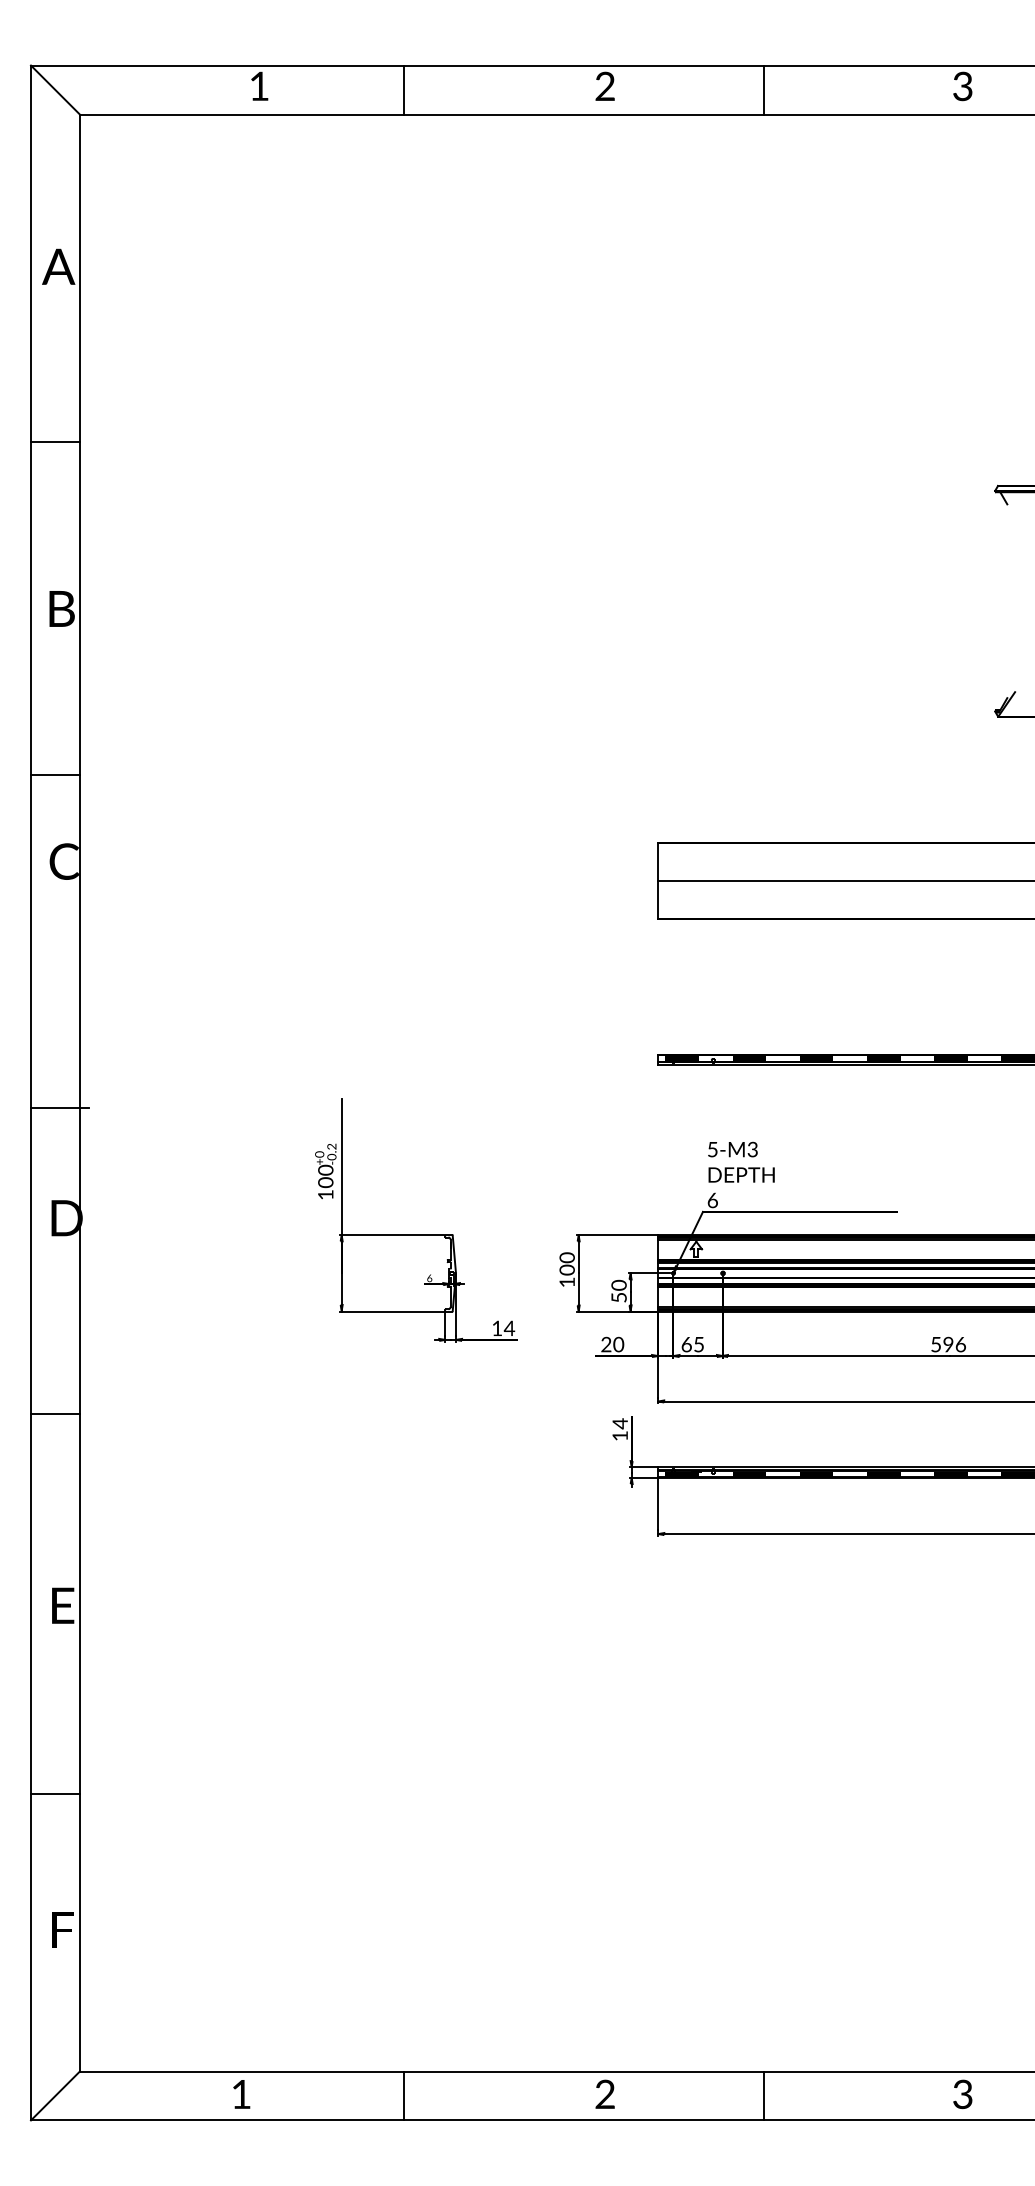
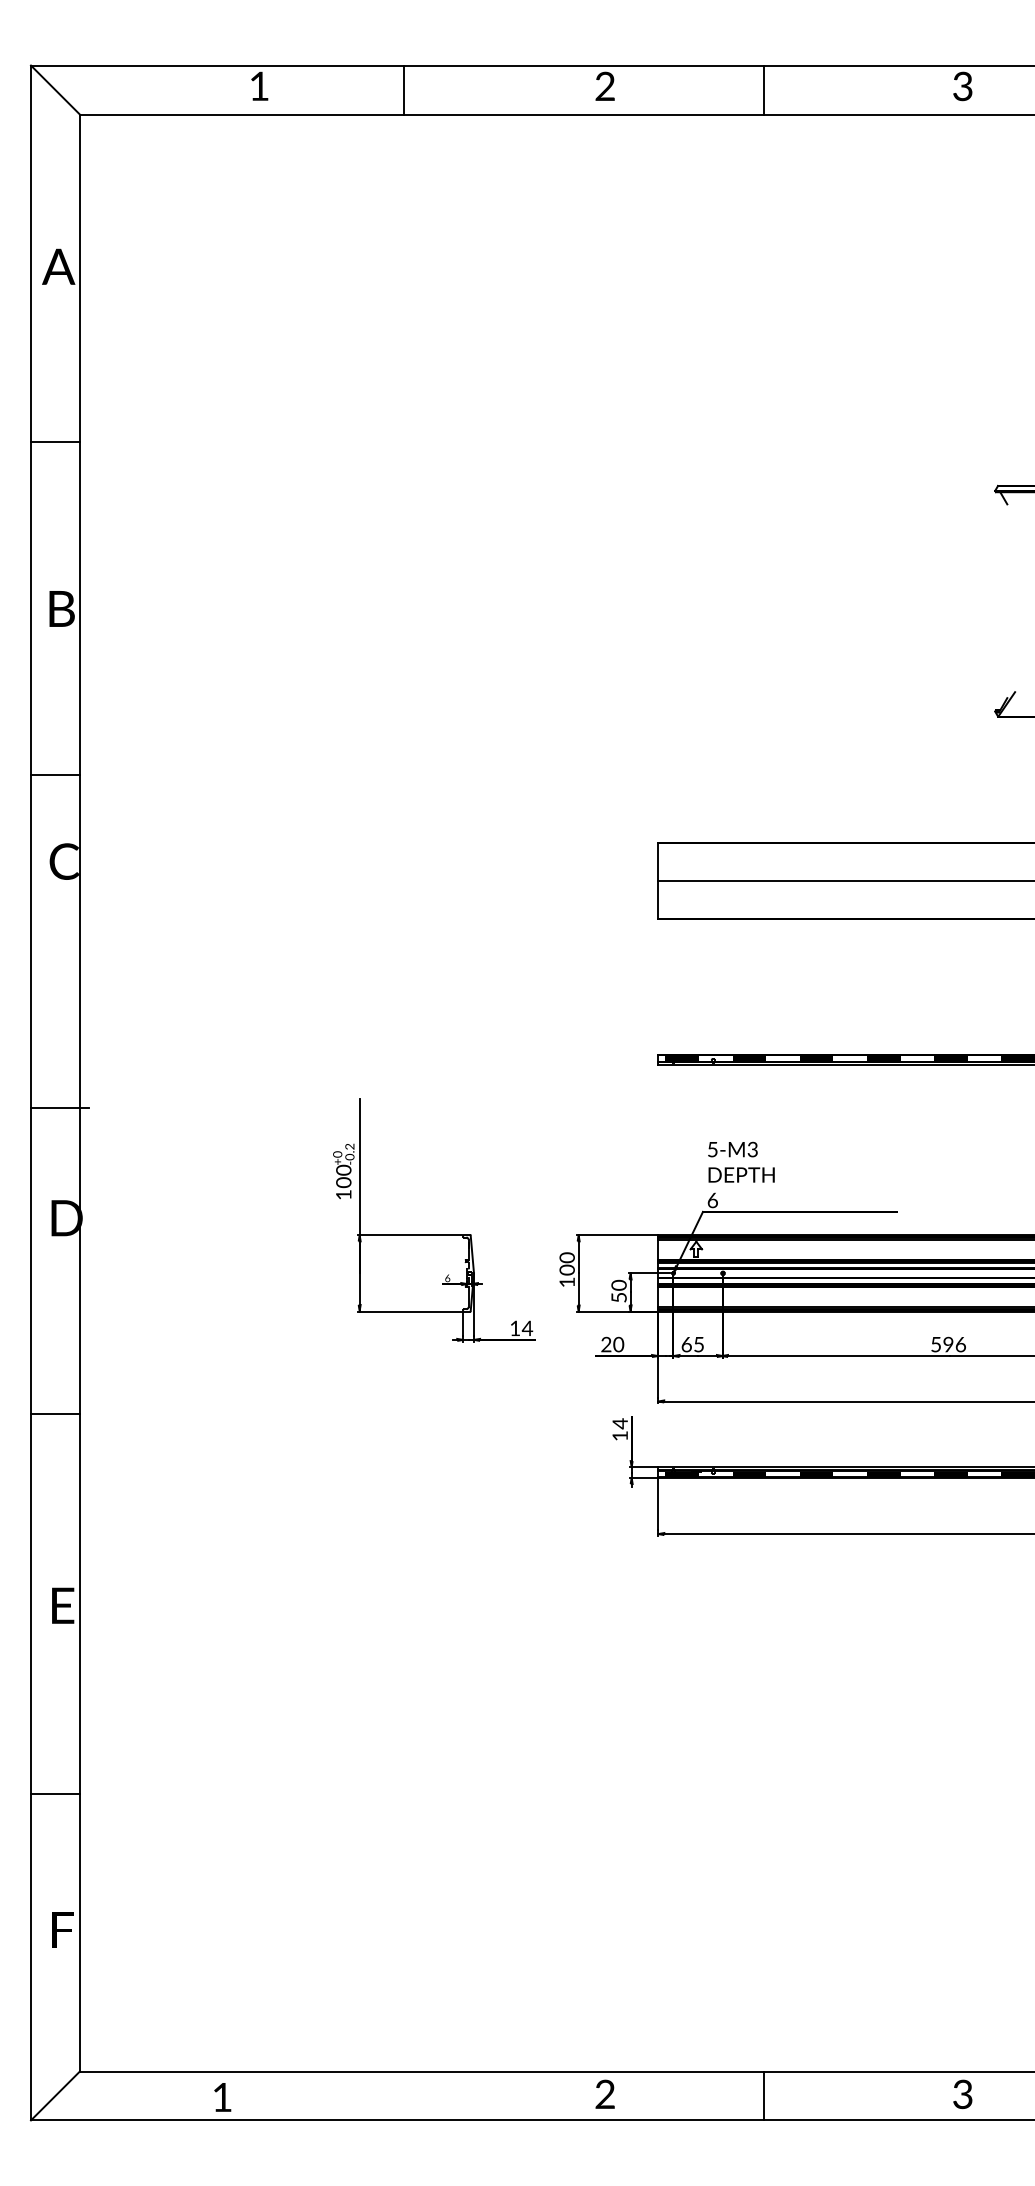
part position: (416, 1234) -> (434, 1234) (434, 1234)
text position: (241, 2094) -> (222, 2097) (222, 2097)
line: present -> none (403, 2095)
